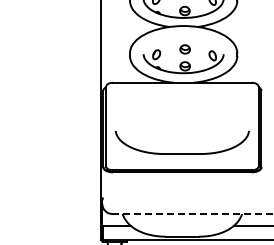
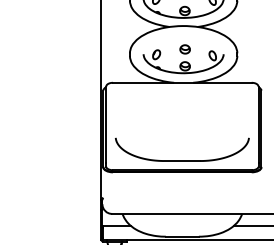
part position: (182, 153) -> (182, 160) (182, 160)
line: dashed -> solid (193, 213)
